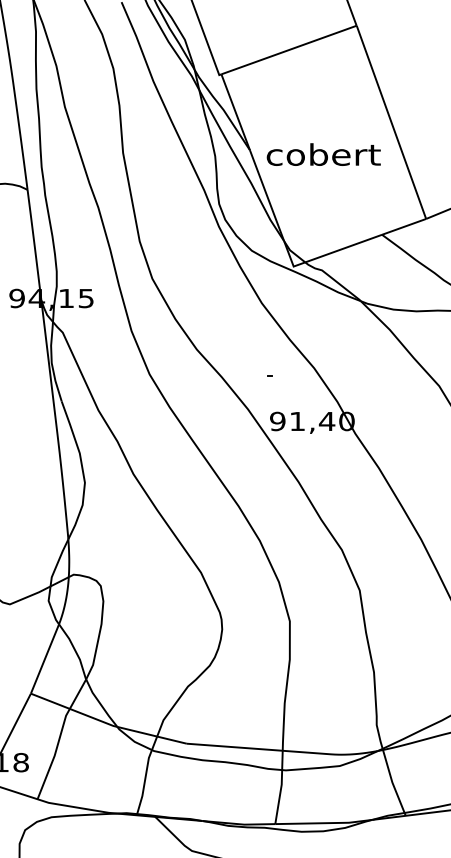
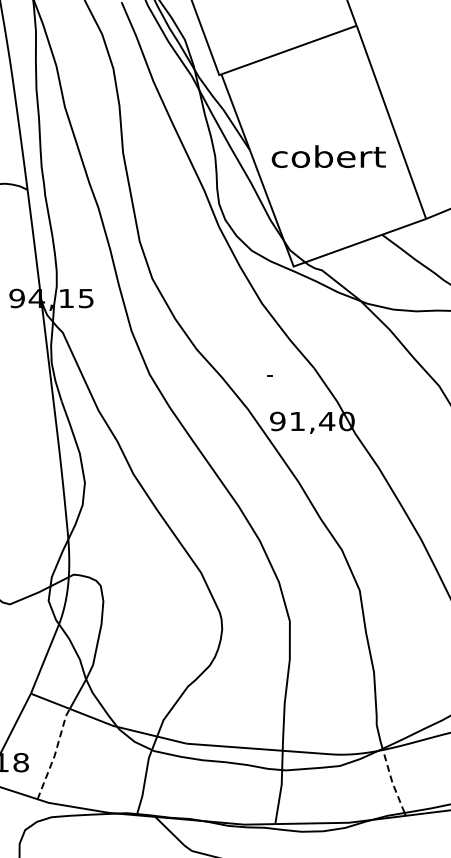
text position: (323, 154) -> (328, 156) (328, 156)
line: solid -> dashed (55, 753)
line: solid -> dashed (392, 782)
